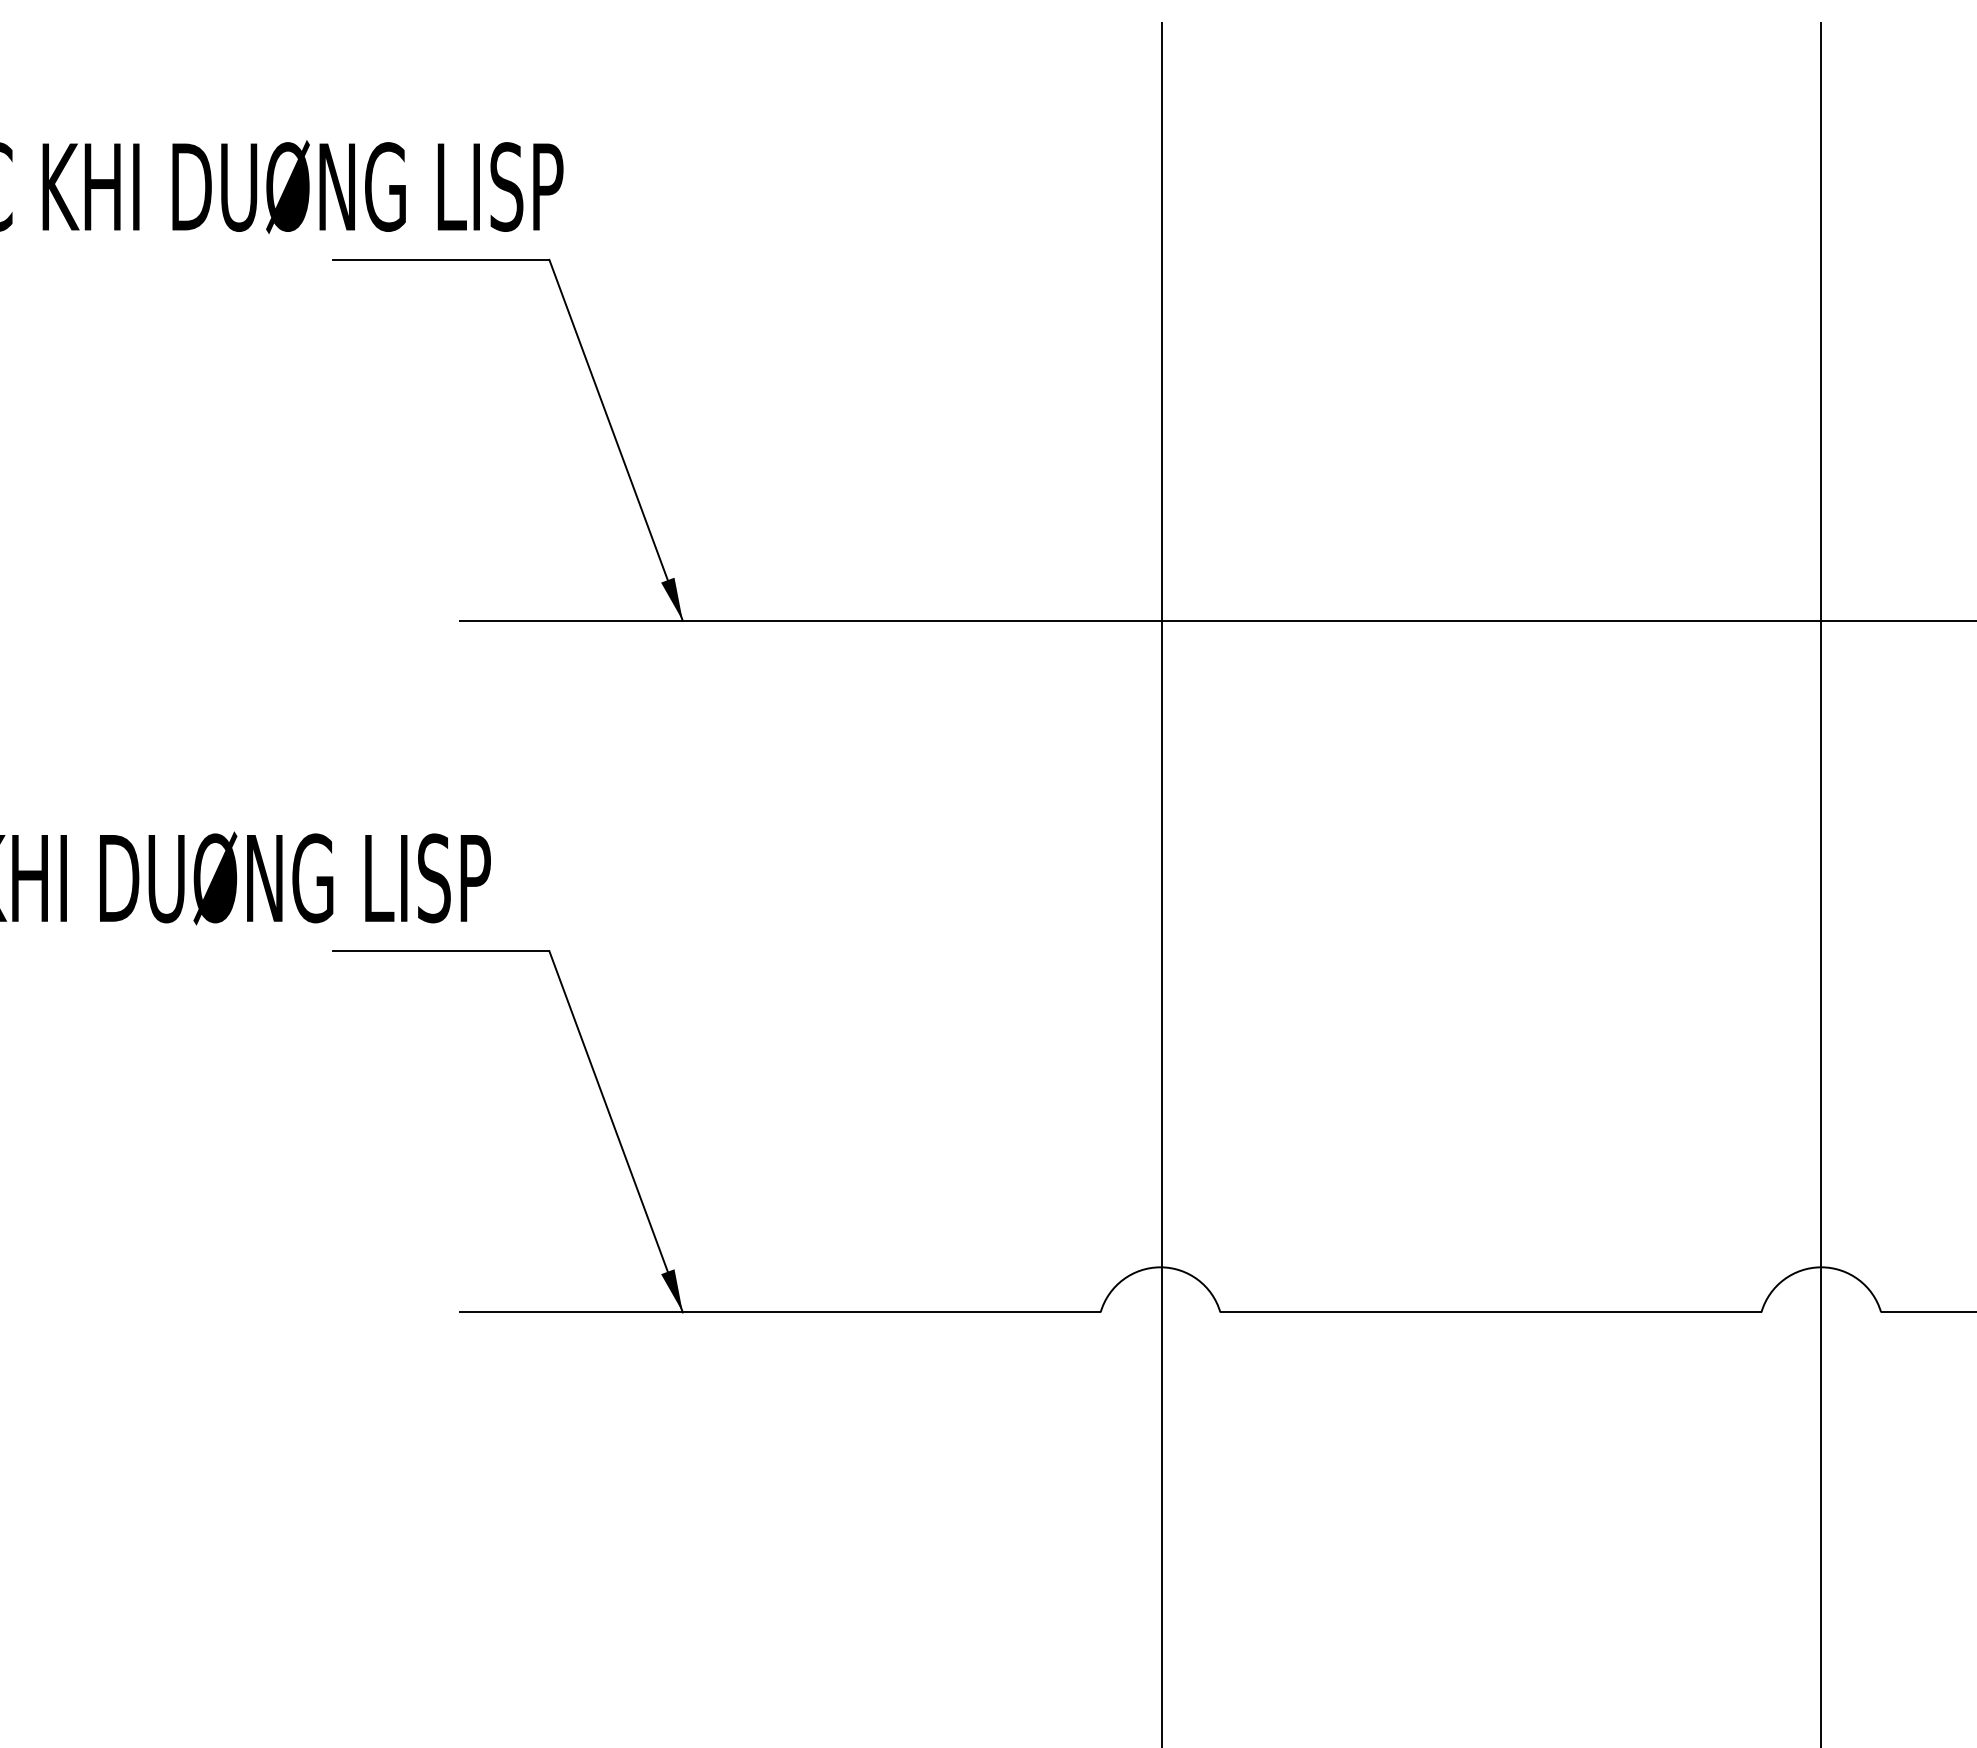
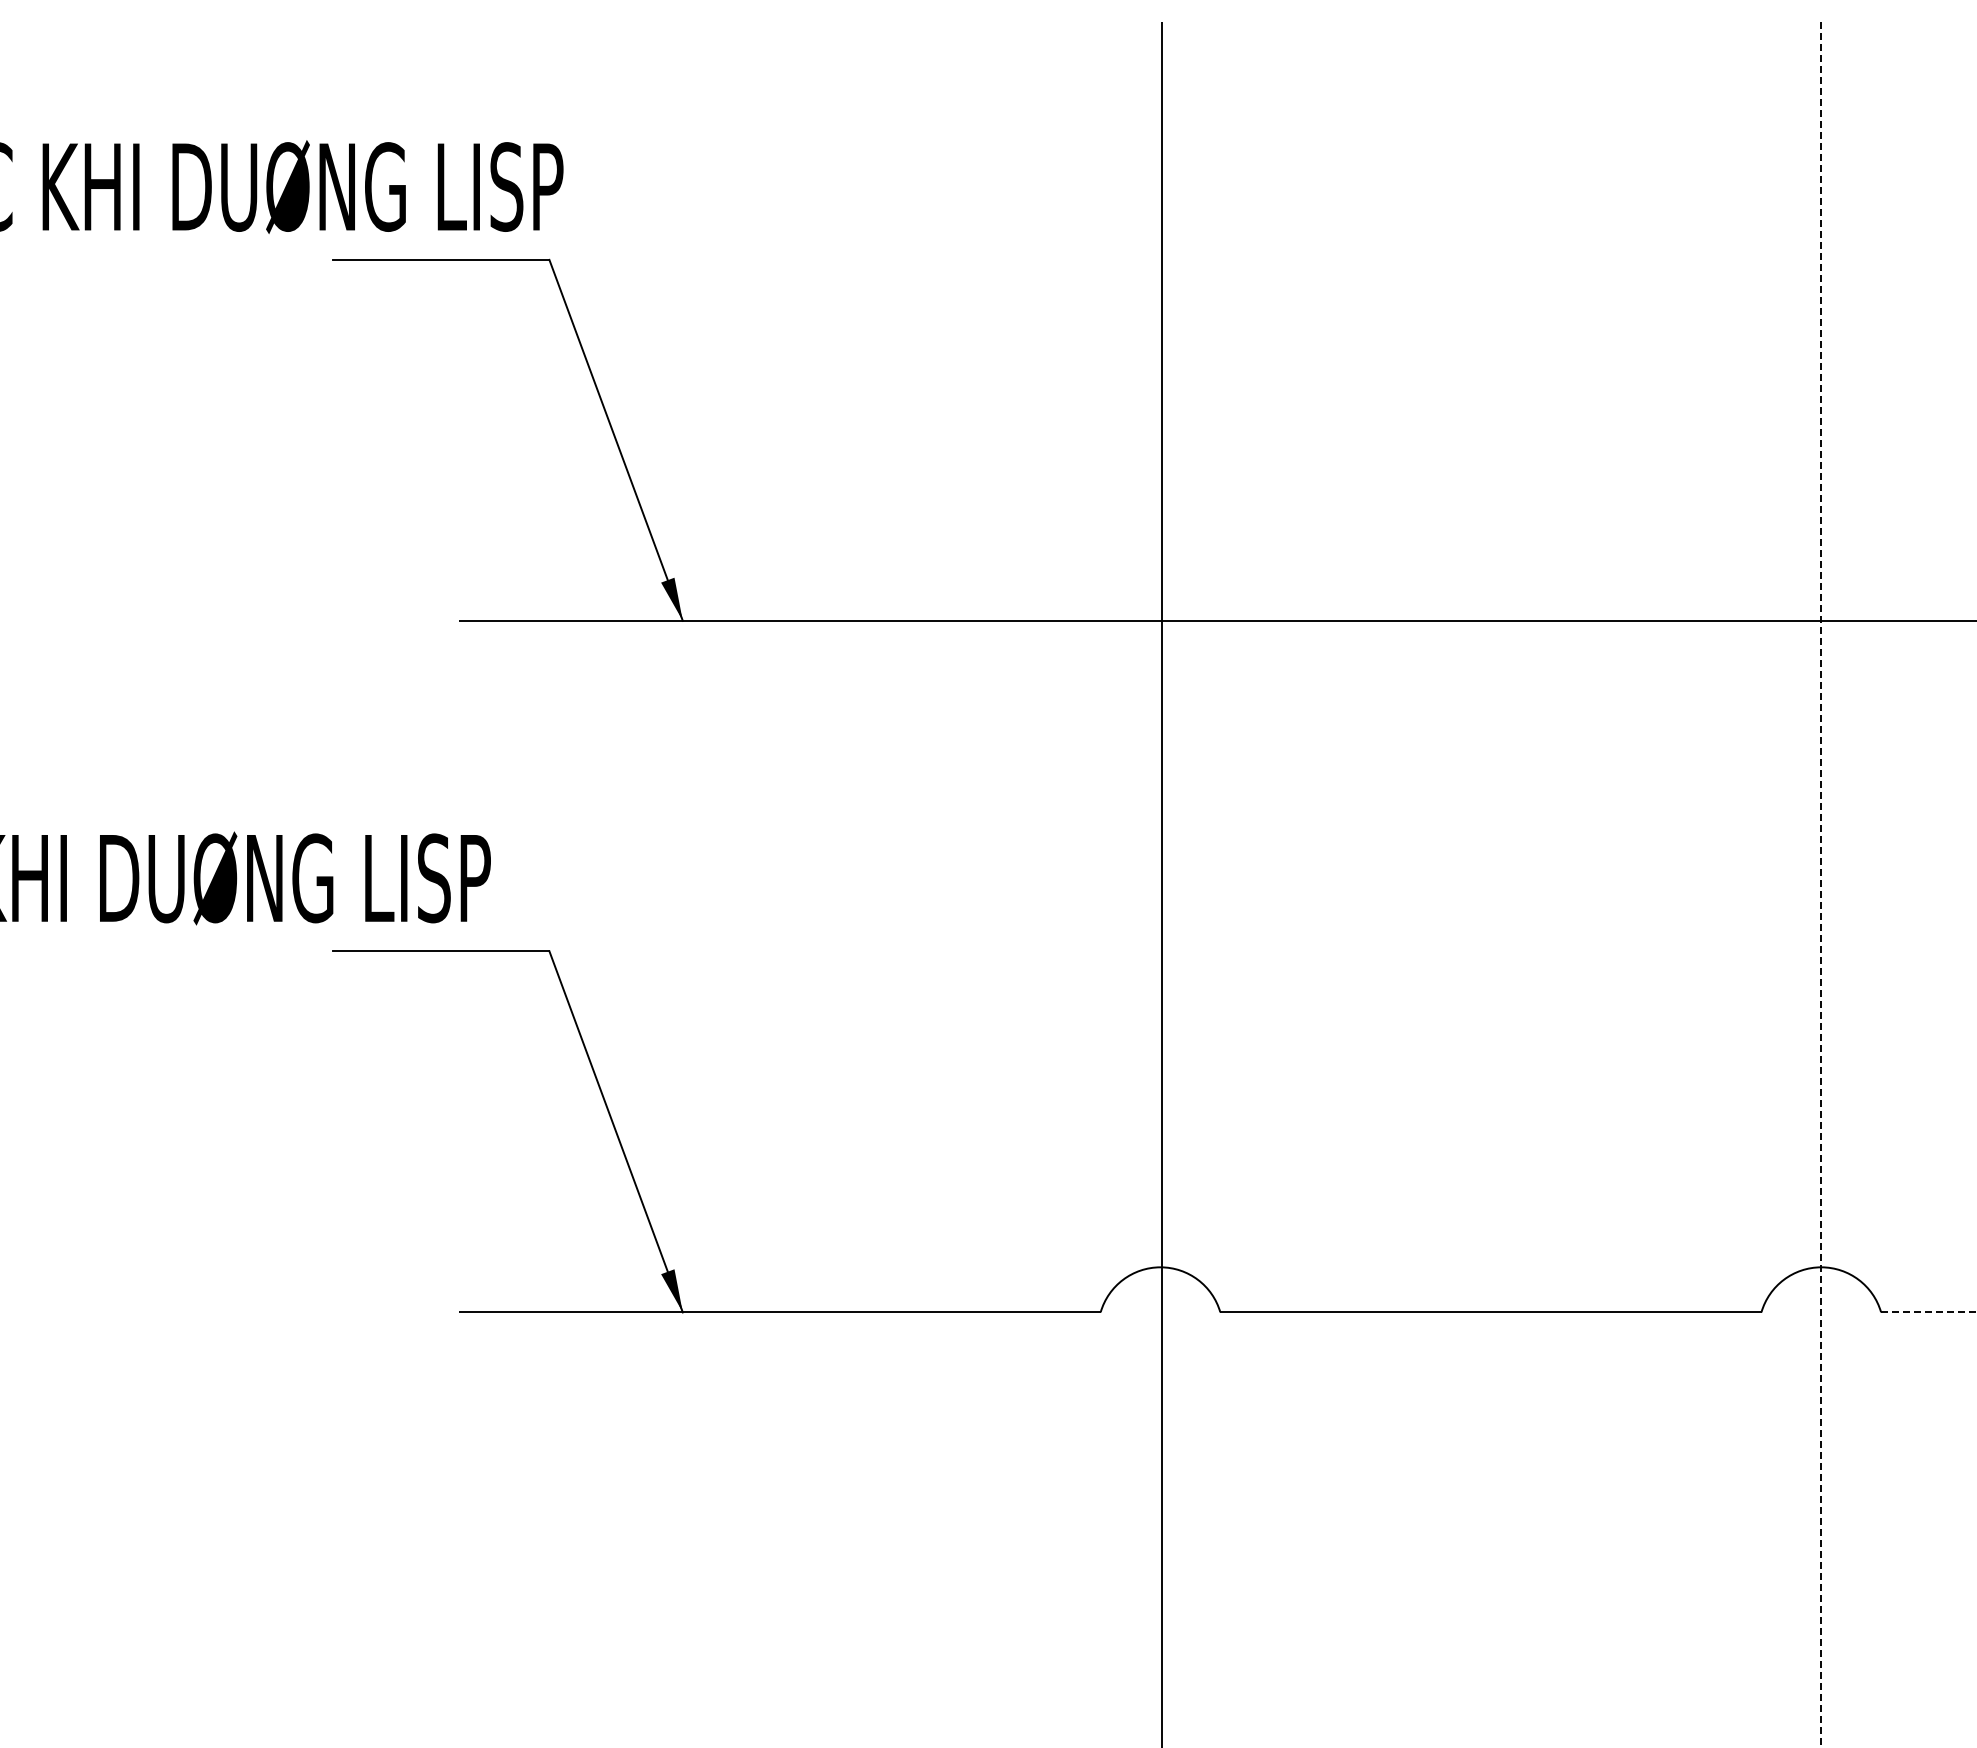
line: solid -> dashed (1821, 884)
line: solid -> dashed (1929, 1312)
